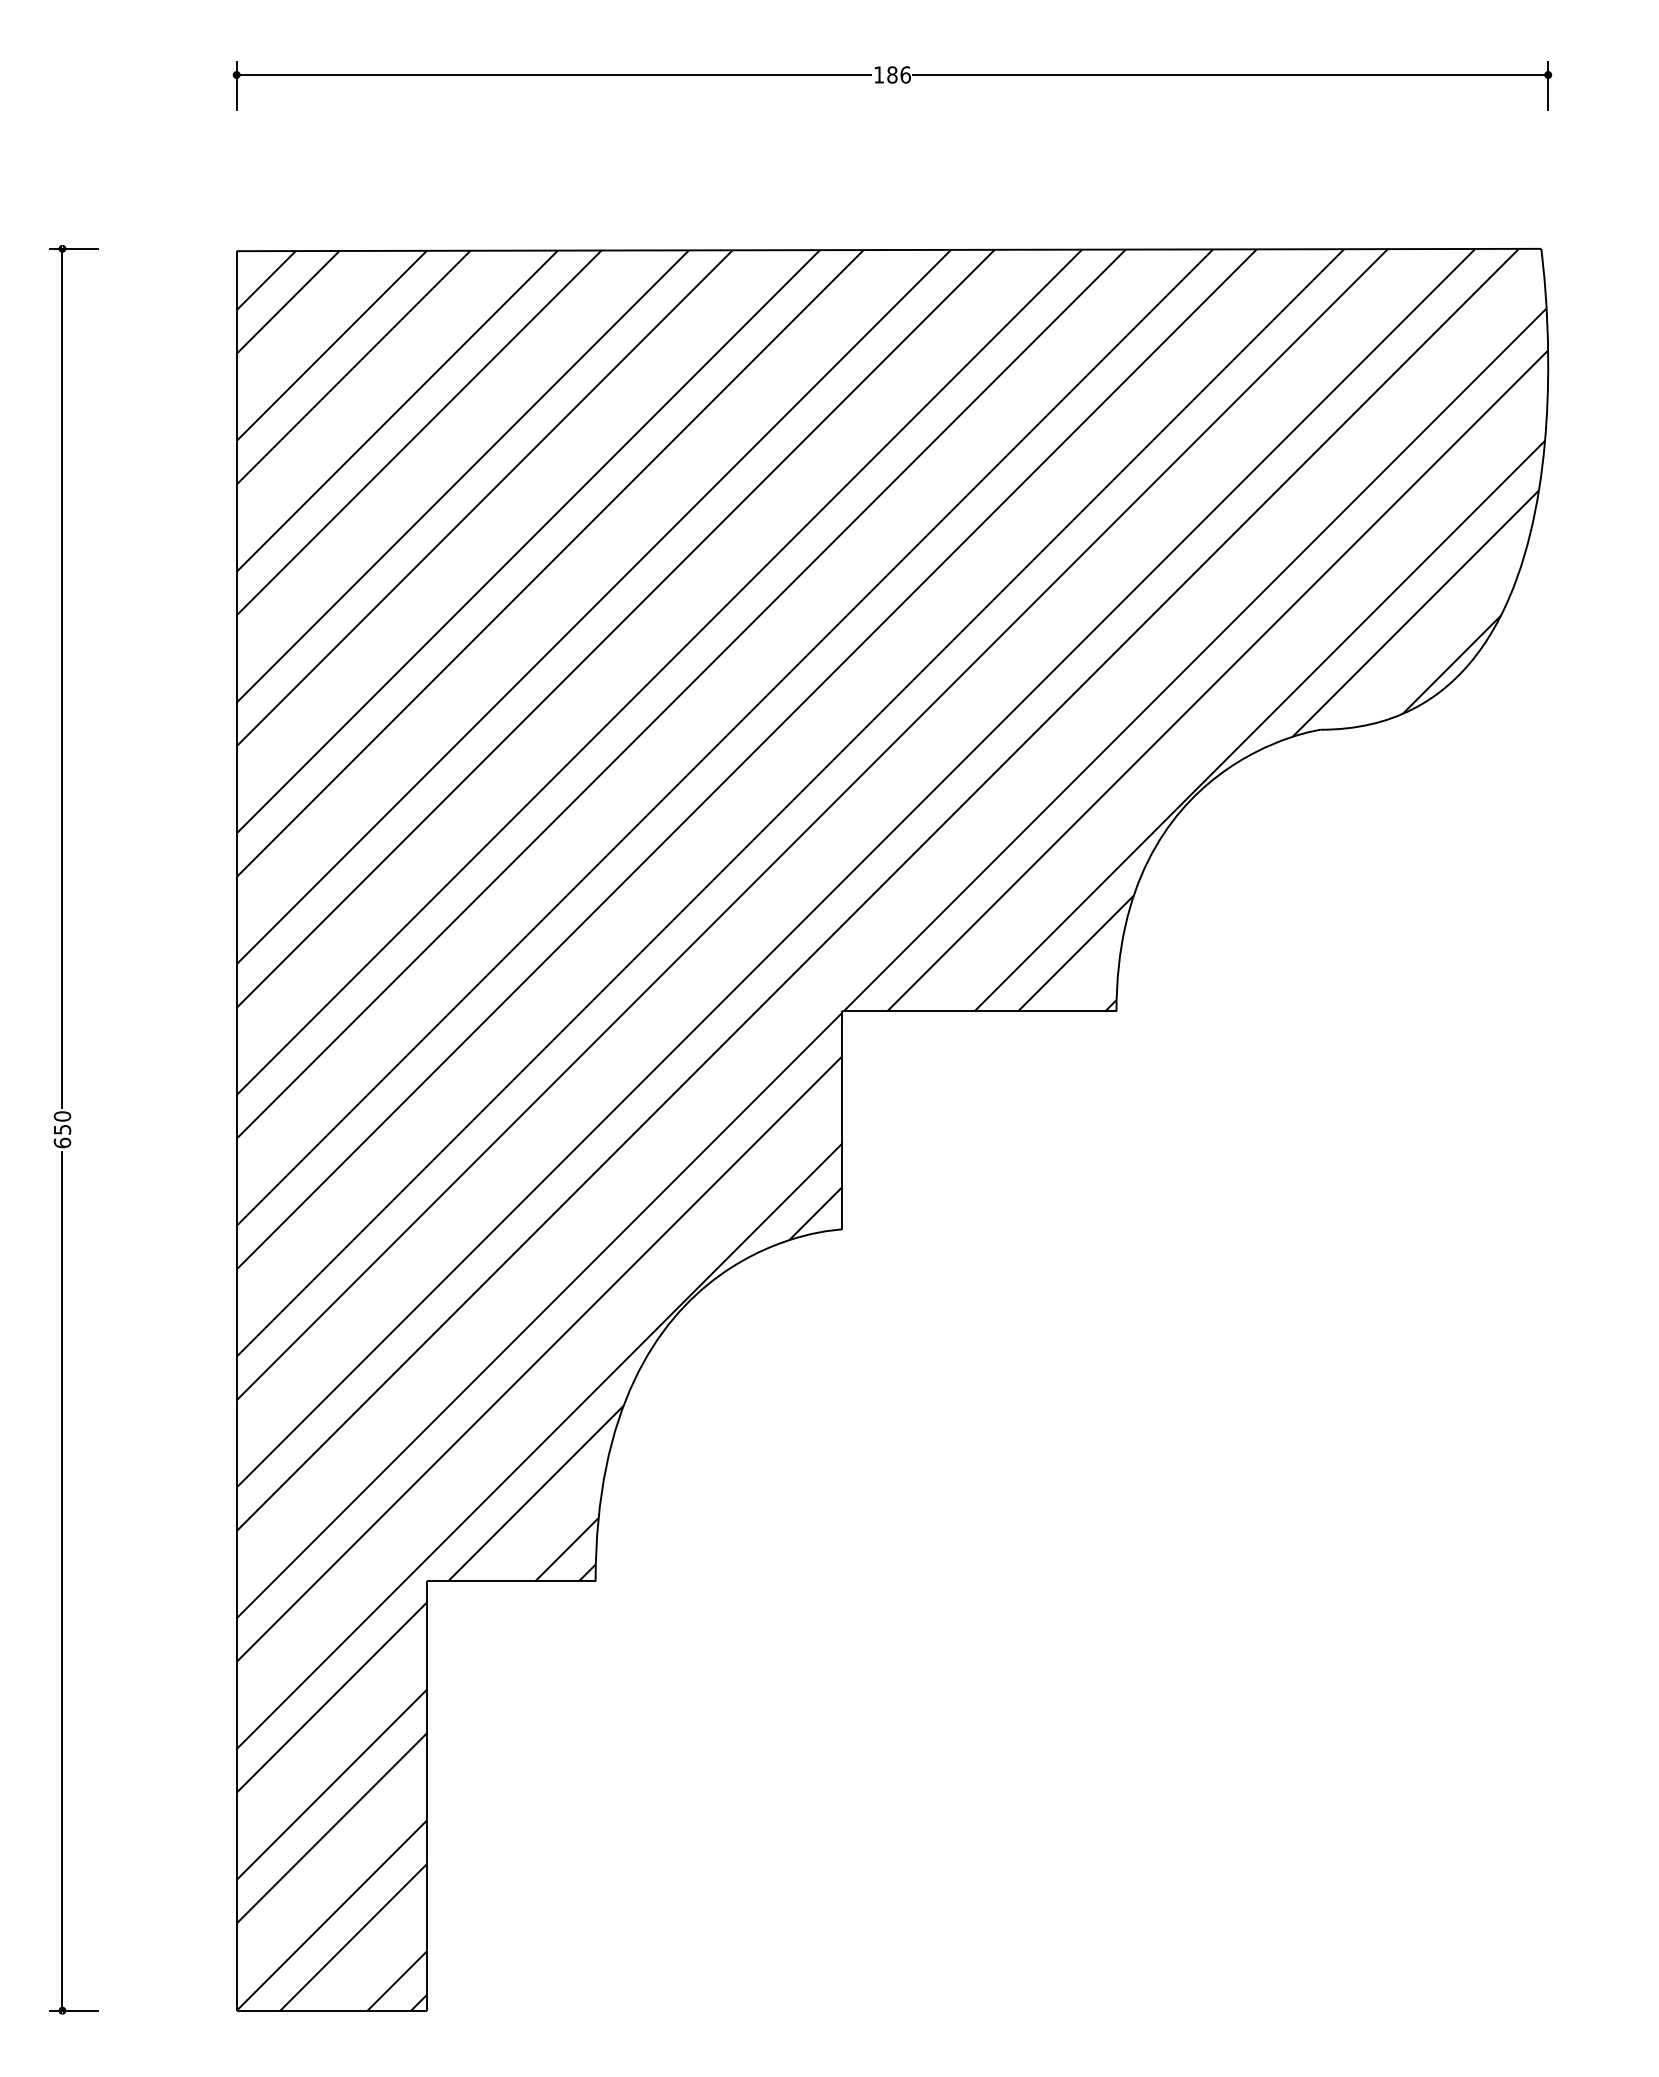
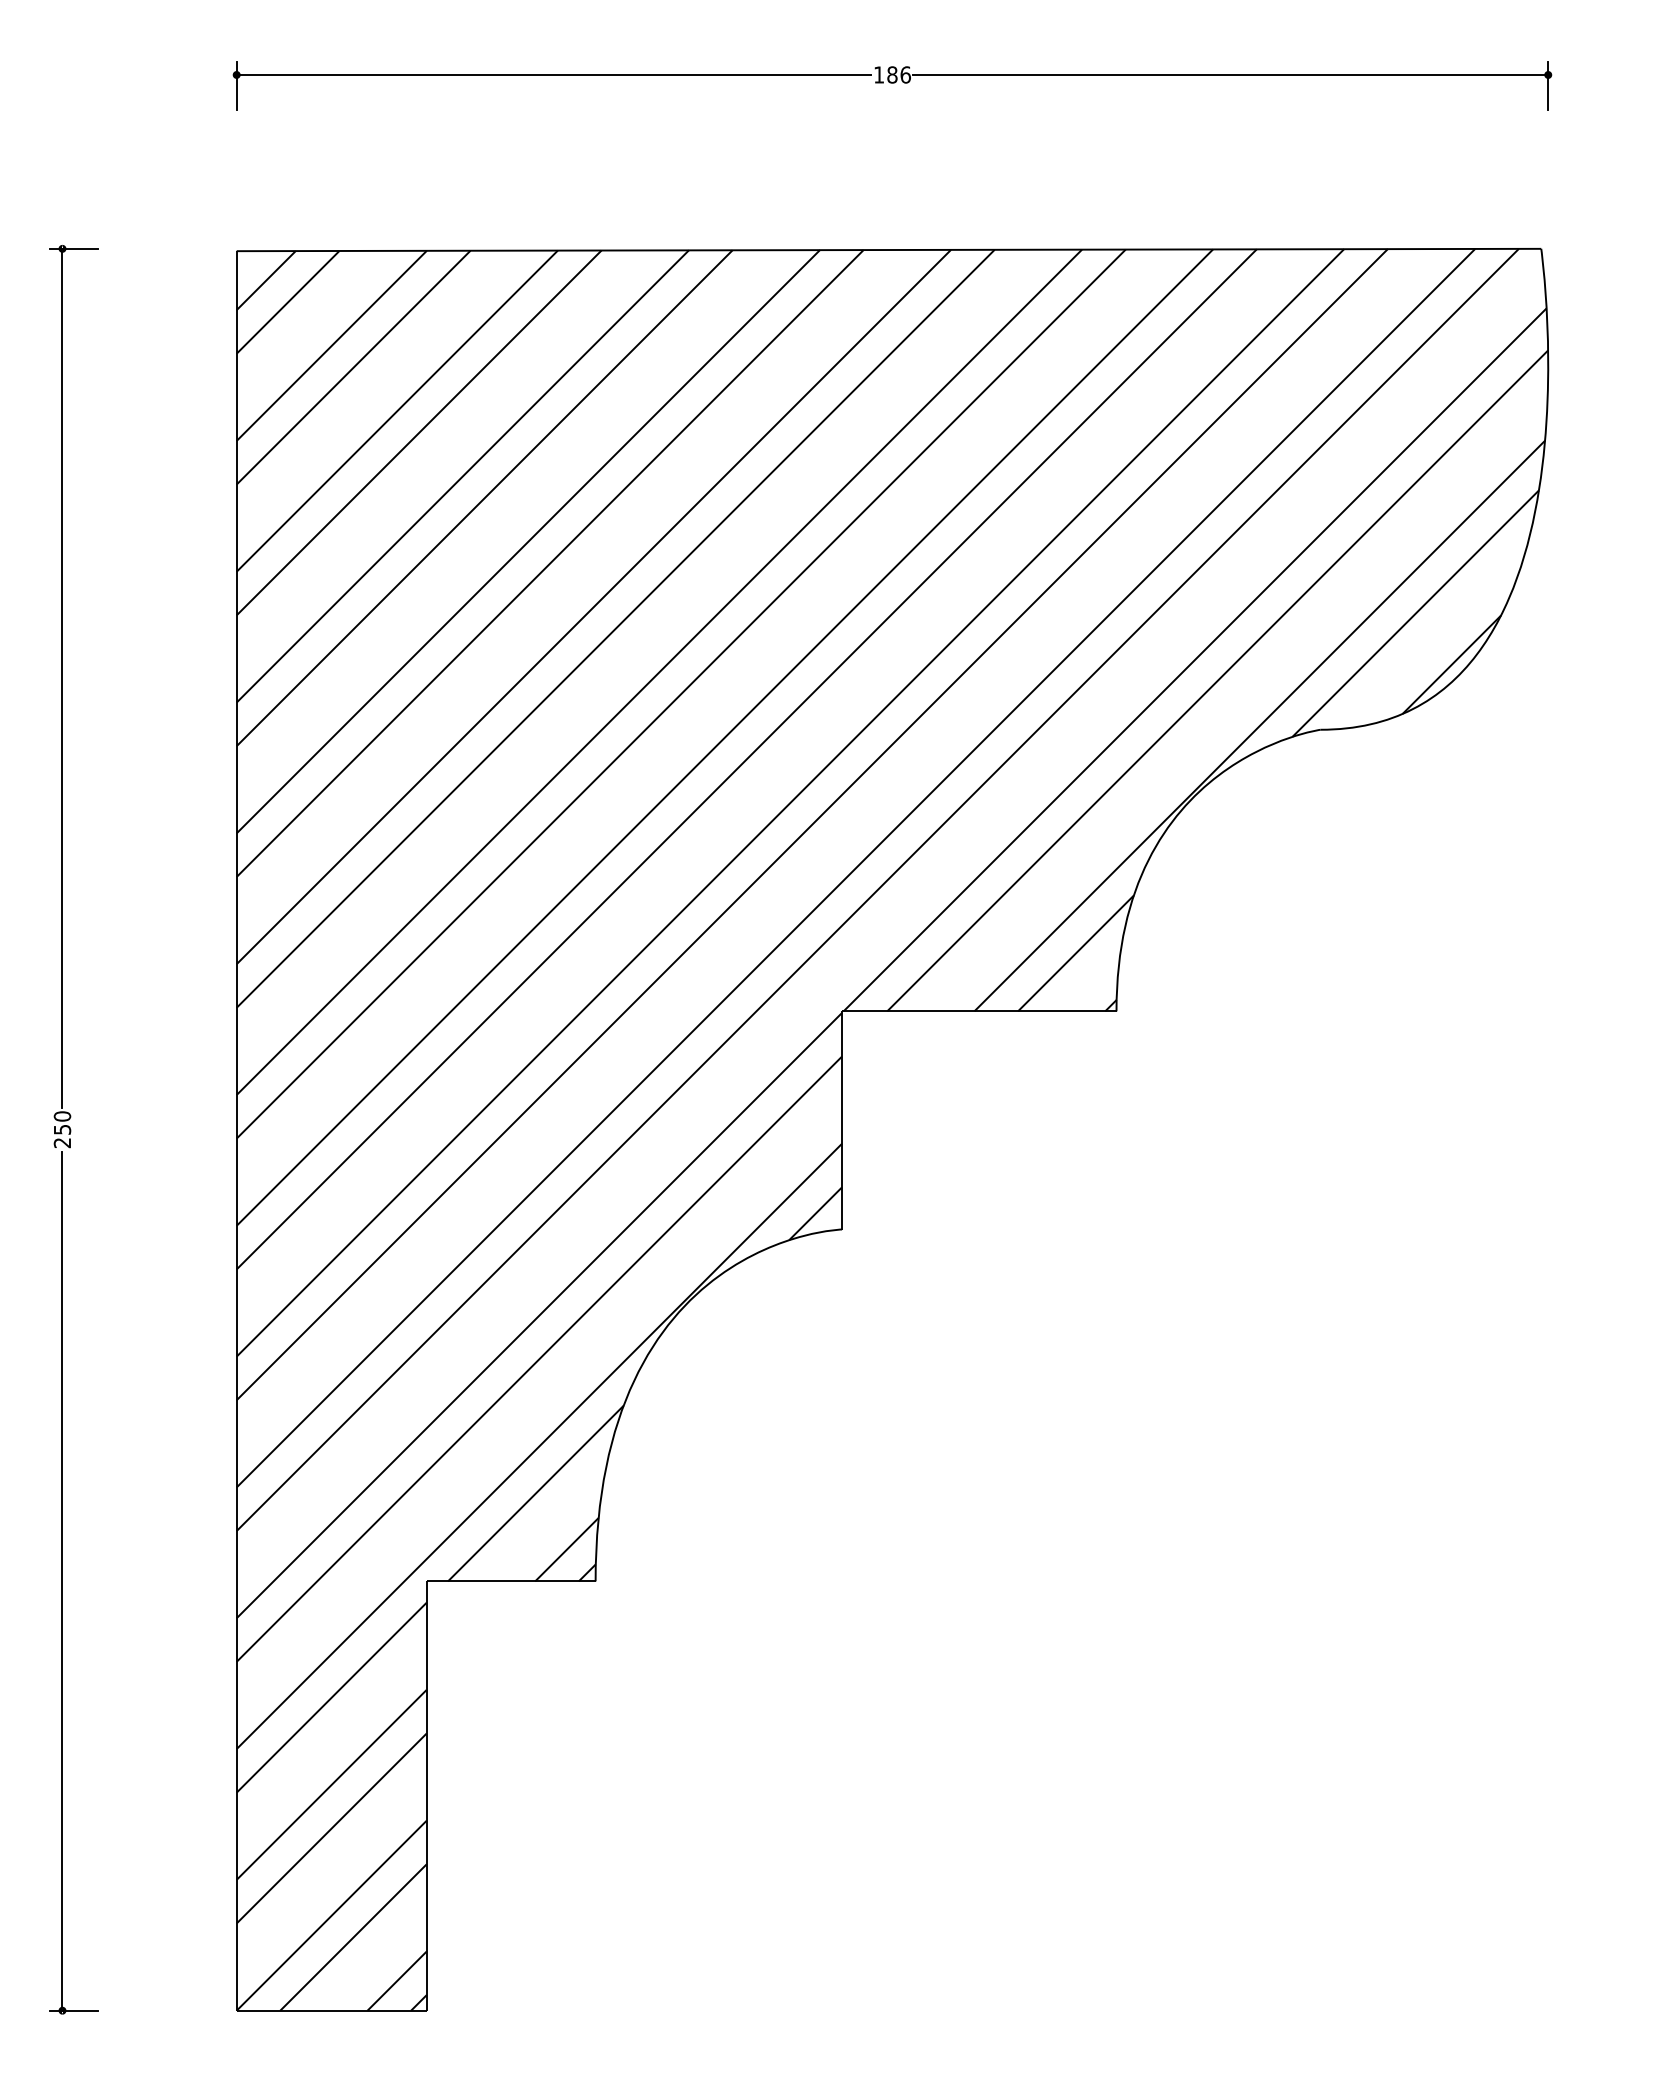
text: 650 -> 250 (62, 1142)
